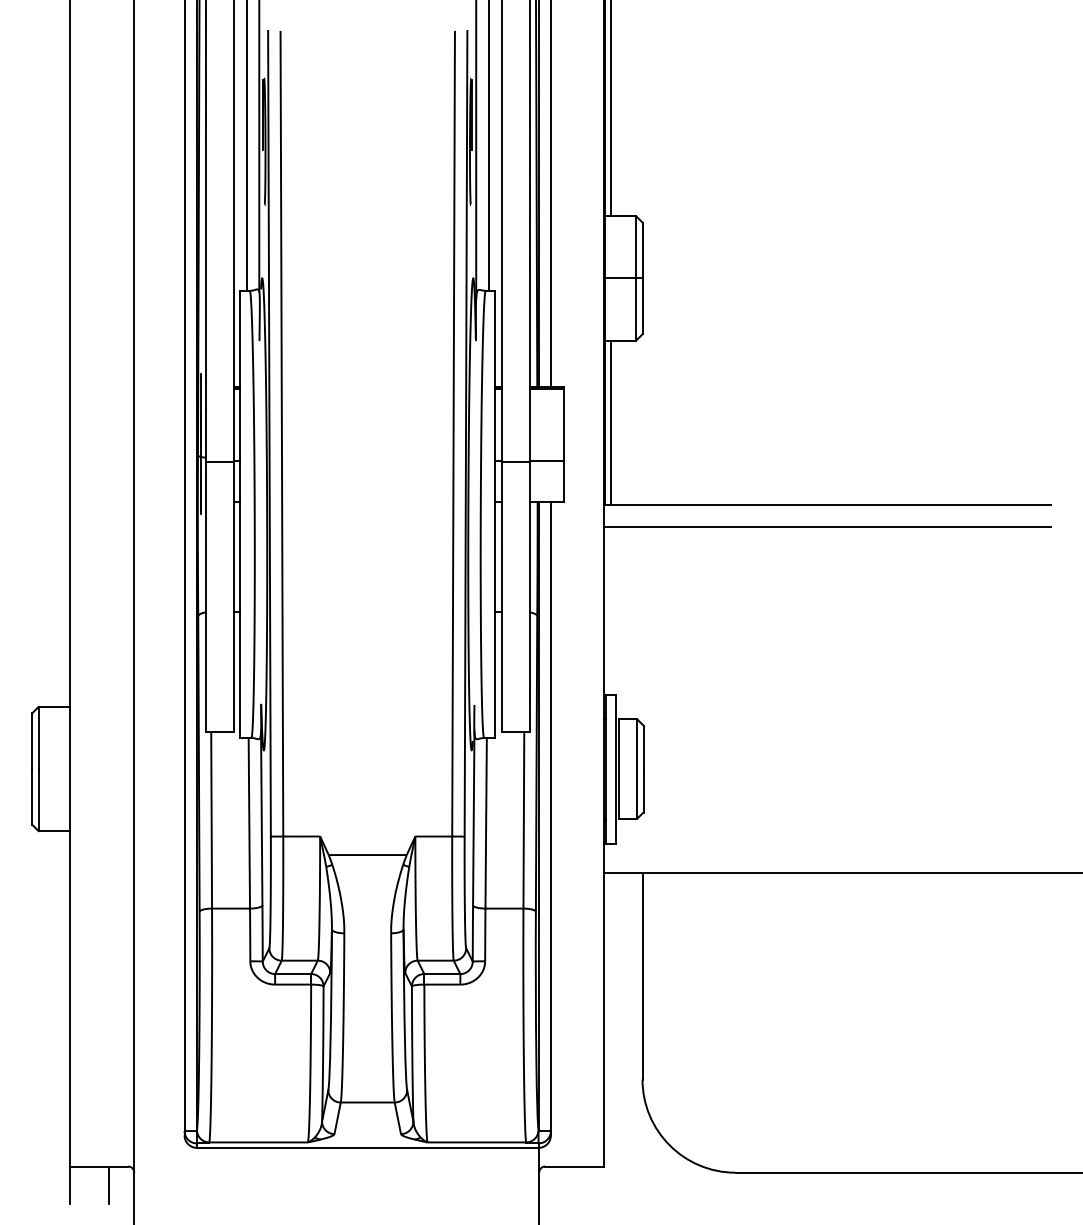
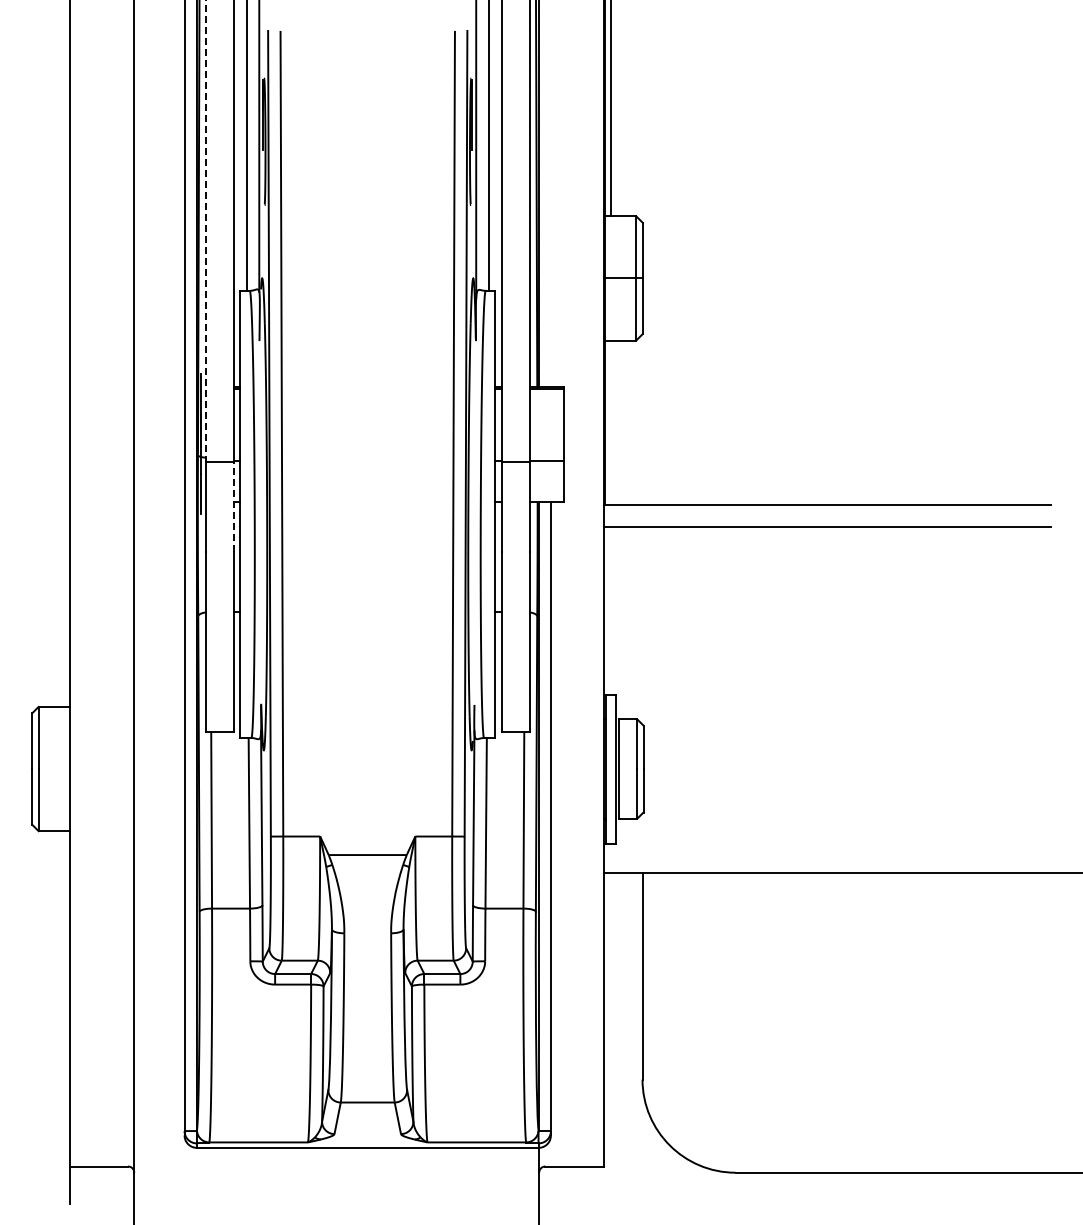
line: present -> none (550, 194)
line: solid -> dashed (205, 231)
line: present -> none (611, 422)
line: solid -> dashed (234, 507)
line: present -> none (109, 1184)
